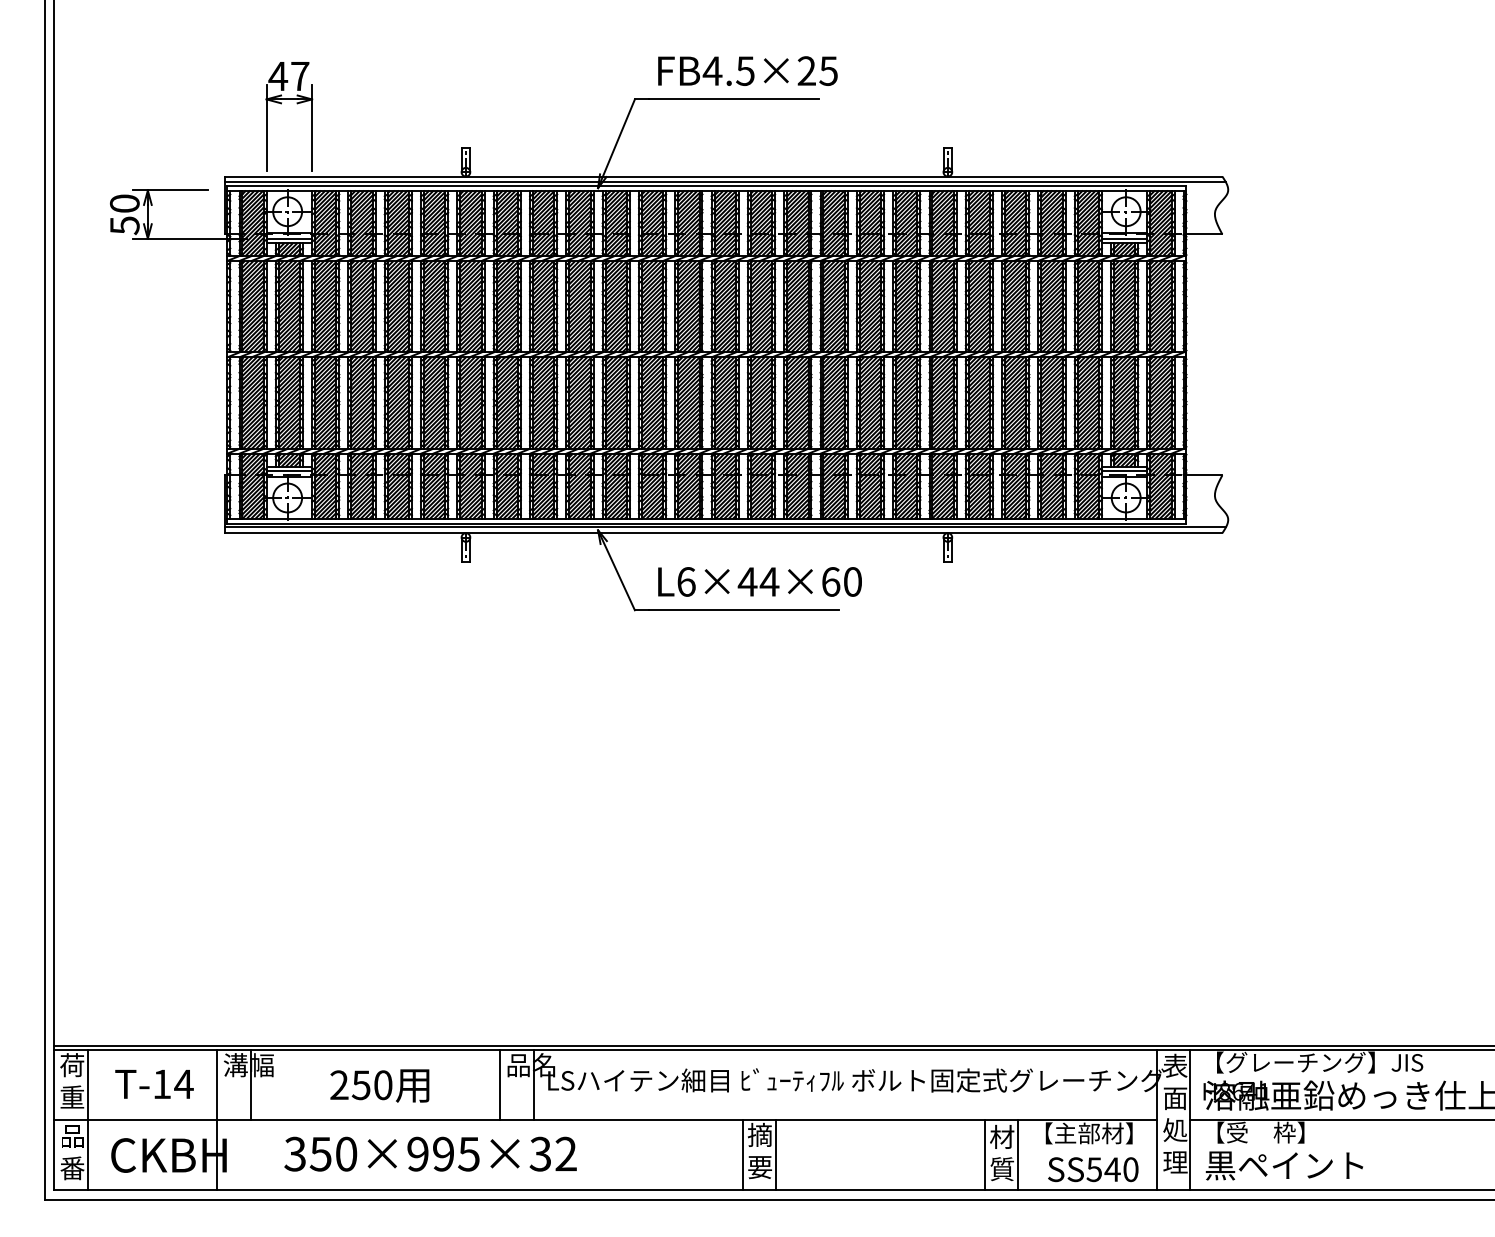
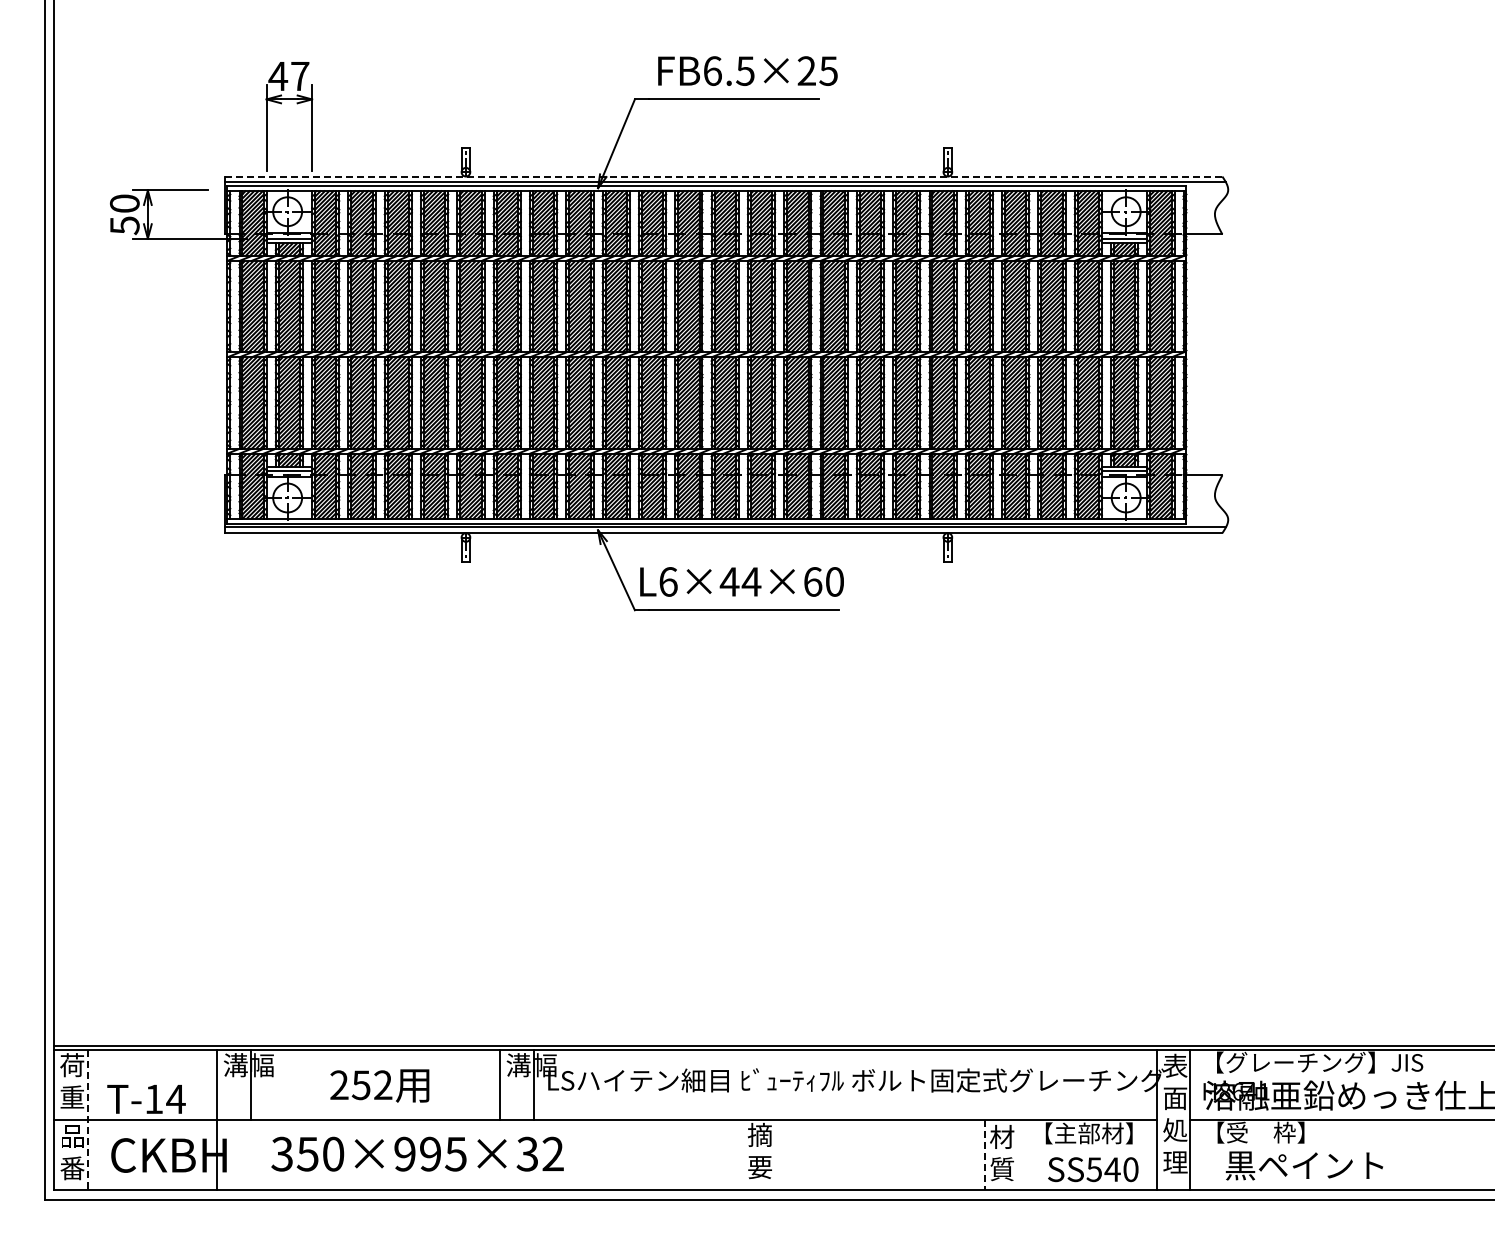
text: FB4.5×25 -> FB6.5×25 (712, 71)
line: solid -> dashed (723, 176)
text position: (759, 581) -> (741, 581) (741, 581)
text: 品名 -> 溝幅 (531, 1065)
text position: (154, 1084) -> (146, 1099) (146, 1099)
text: 250 -> 252 (383, 1085)
line: solid -> dashed (88, 1120)
text position: (430, 1153) -> (417, 1153) (417, 1153)
line: present -> none (742, 1155)
line: present -> none (776, 1155)
line: solid -> dashed (984, 1155)
line: present -> none (1018, 1155)
text position: (1284, 1165) -> (1304, 1165) (1304, 1165)
